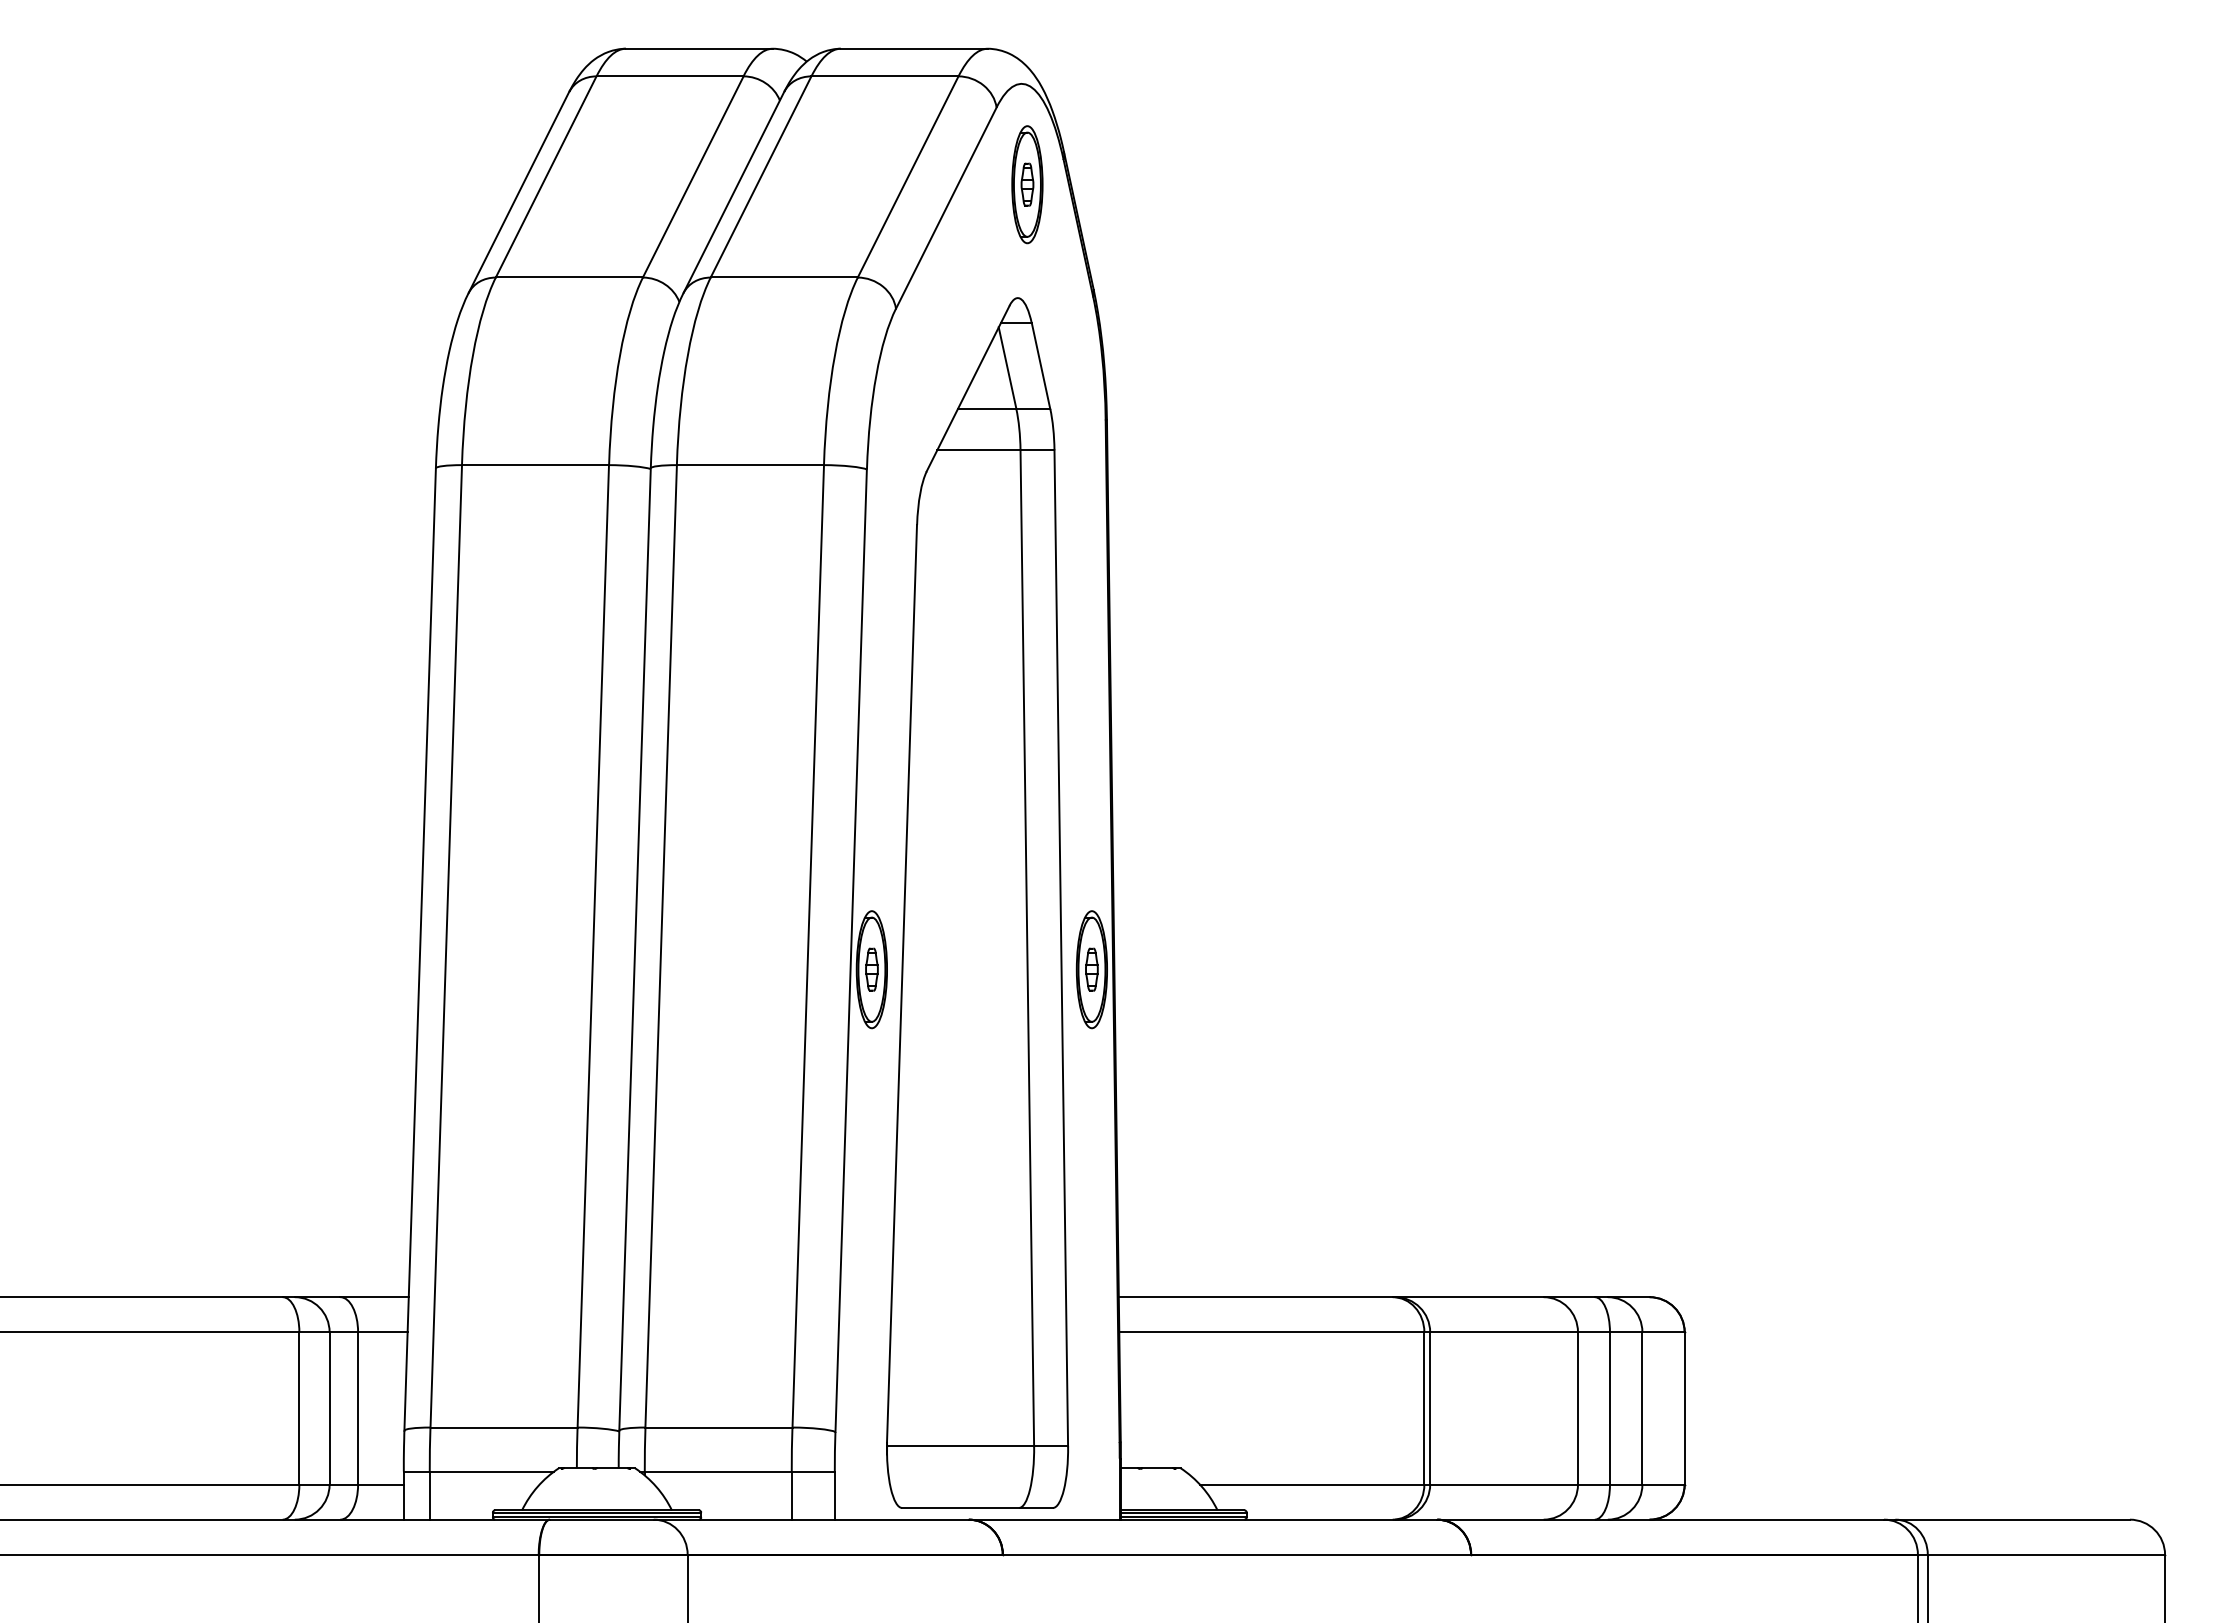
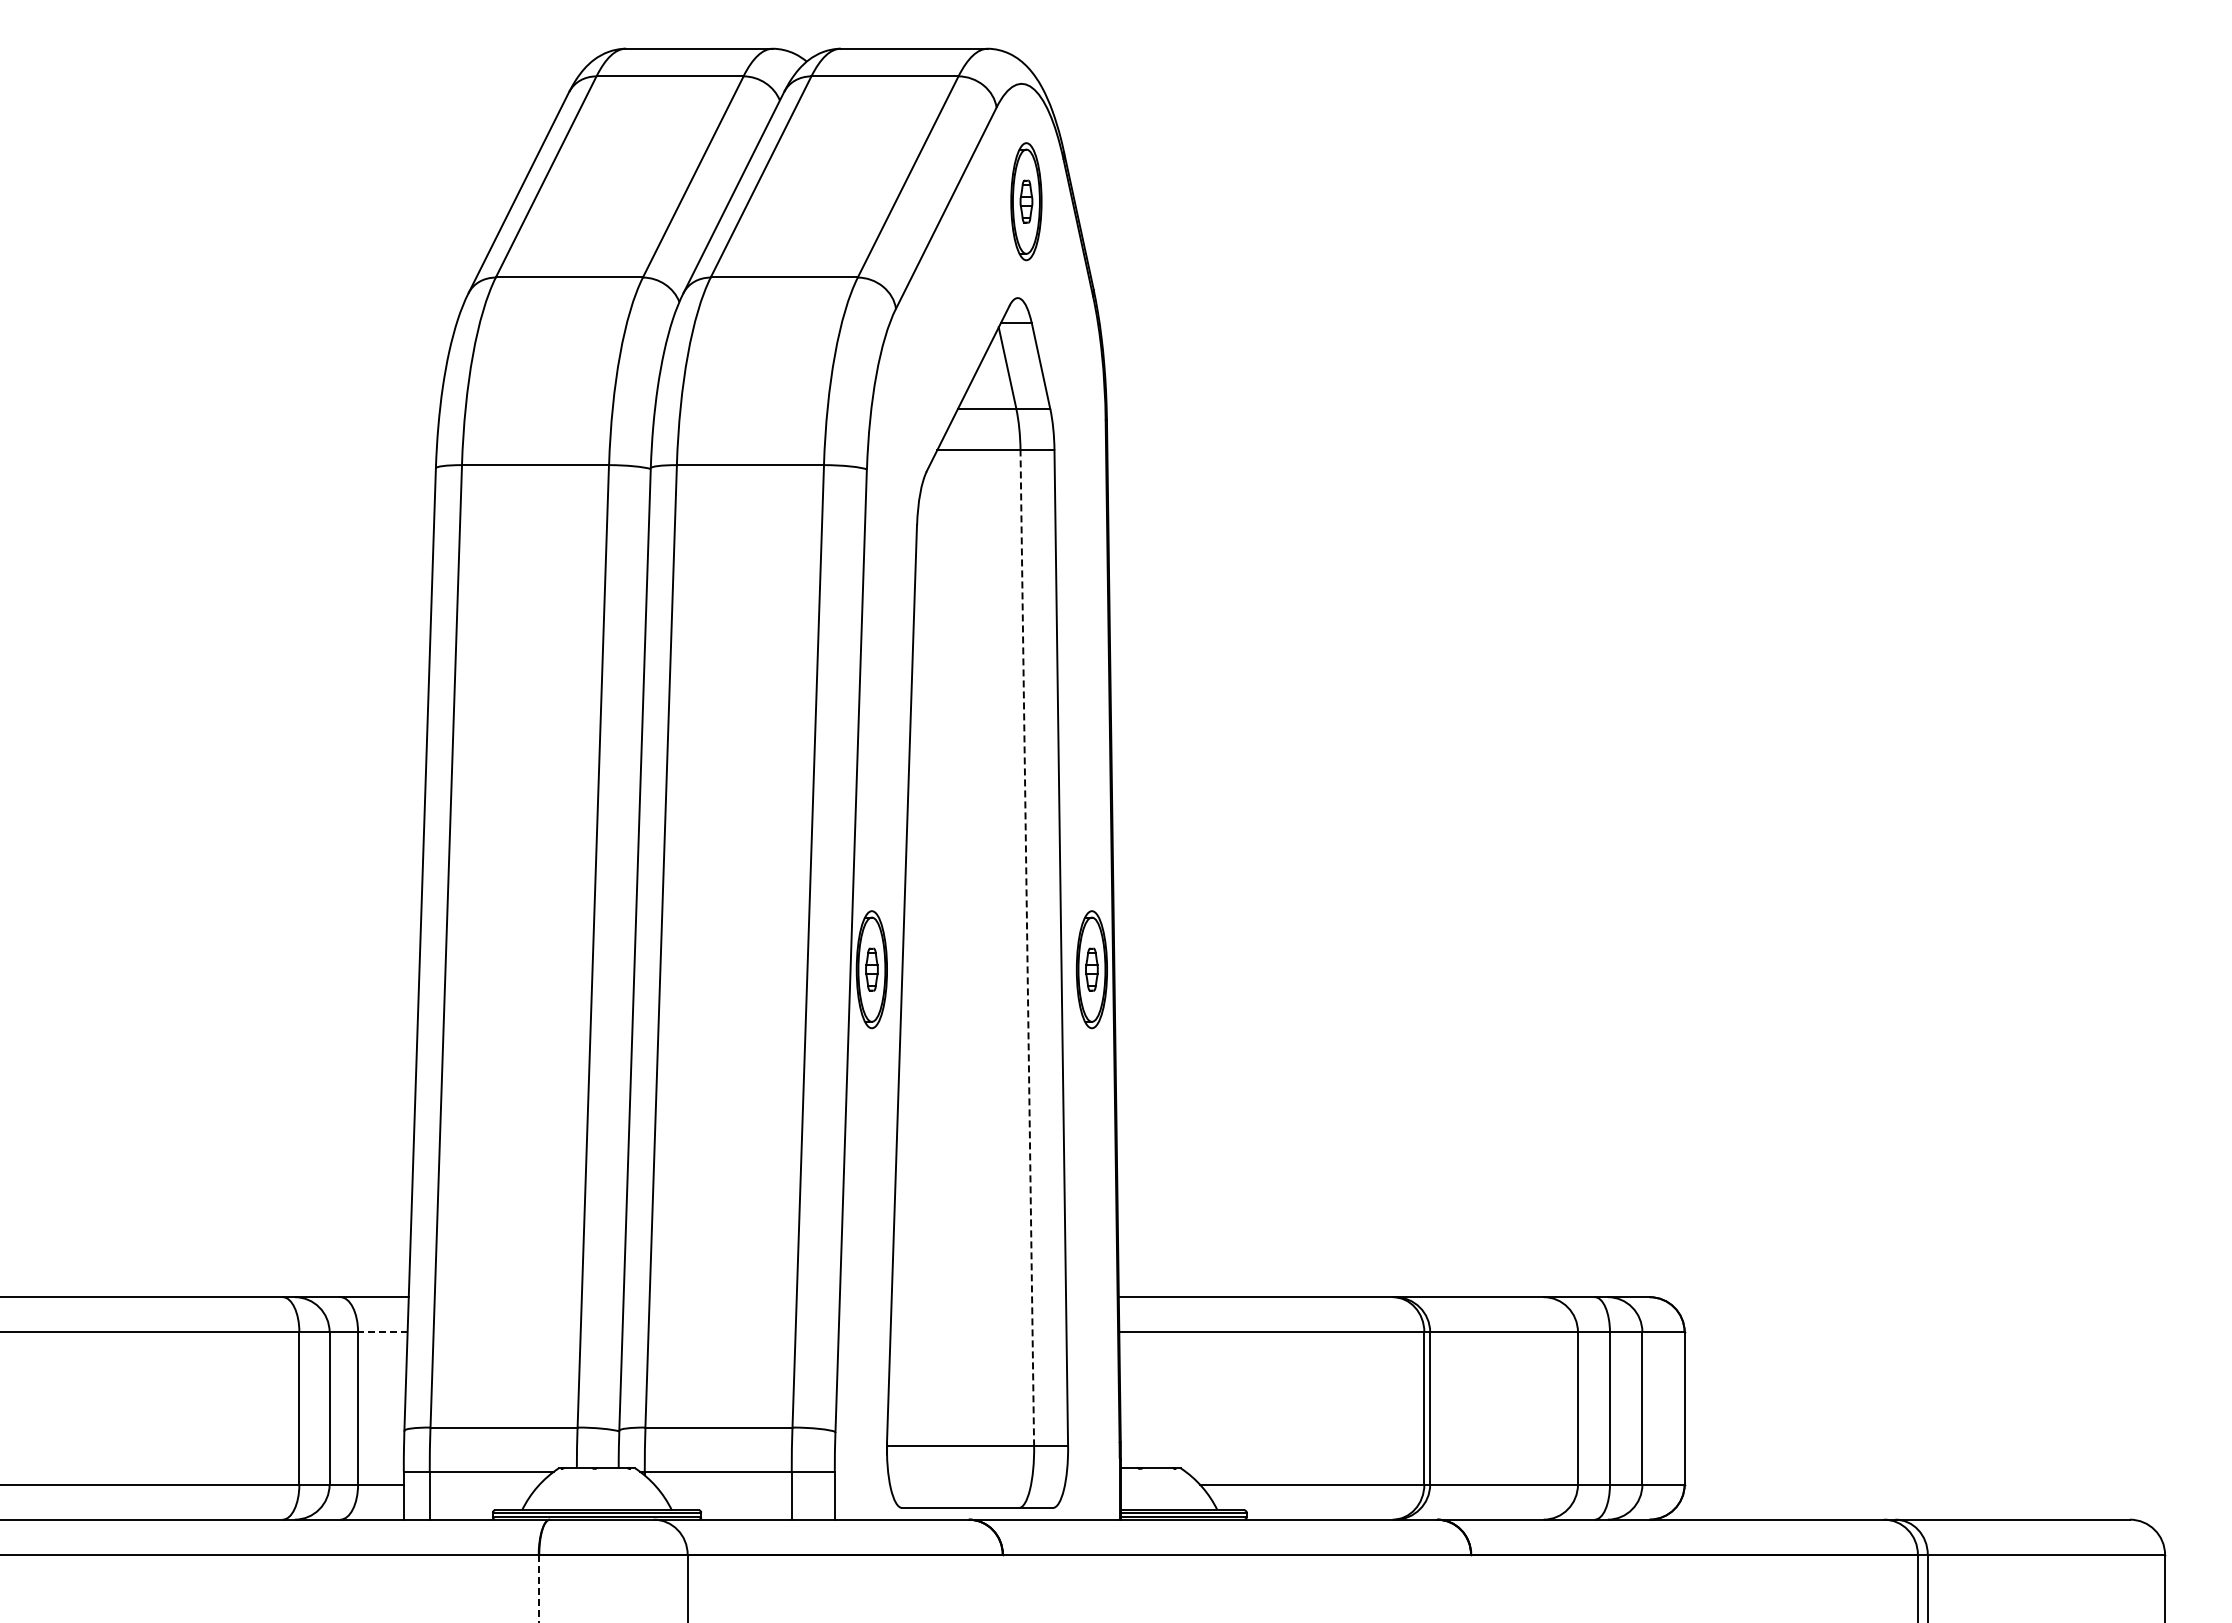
part position: (1027, 184) -> (1026, 201) (1026, 201)
line: solid -> dashed (1027, 947)
line: solid -> dashed (382, 1332)
line: solid -> dashed (538, 1588)
